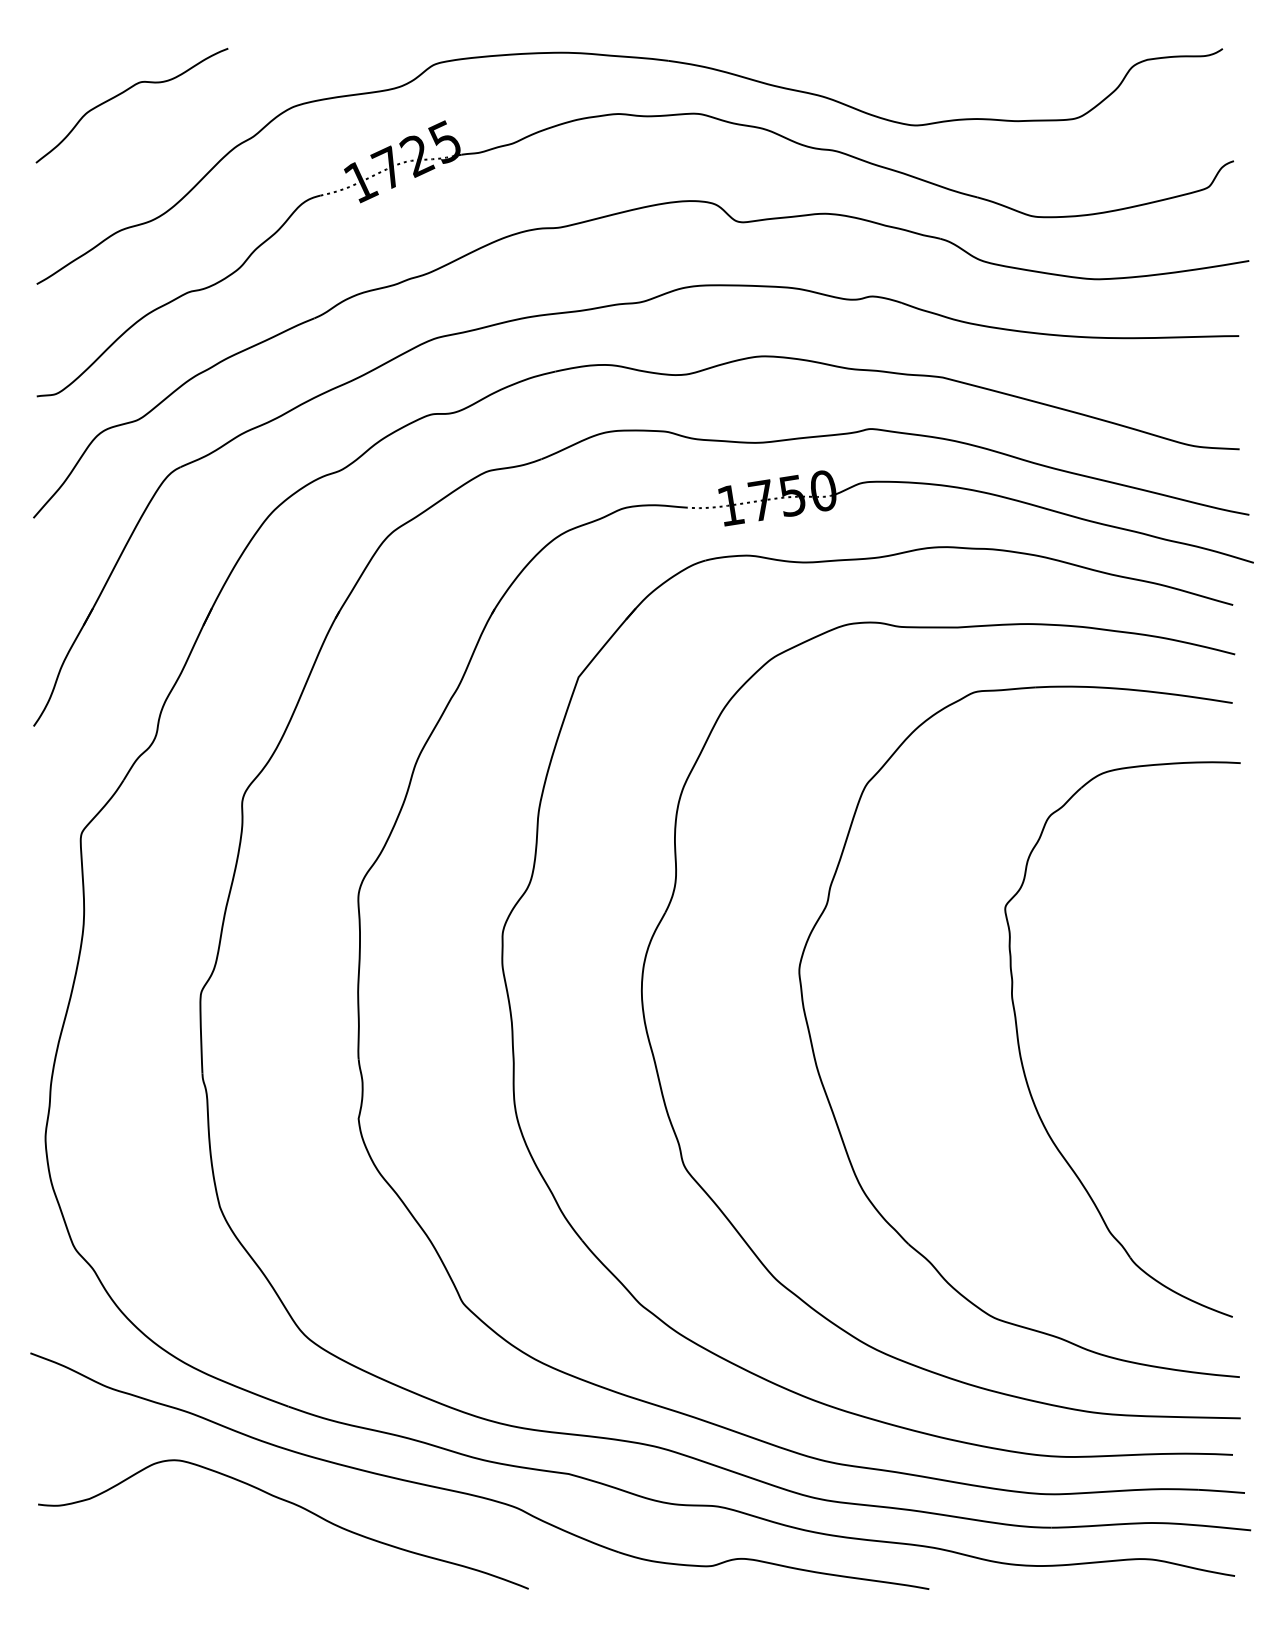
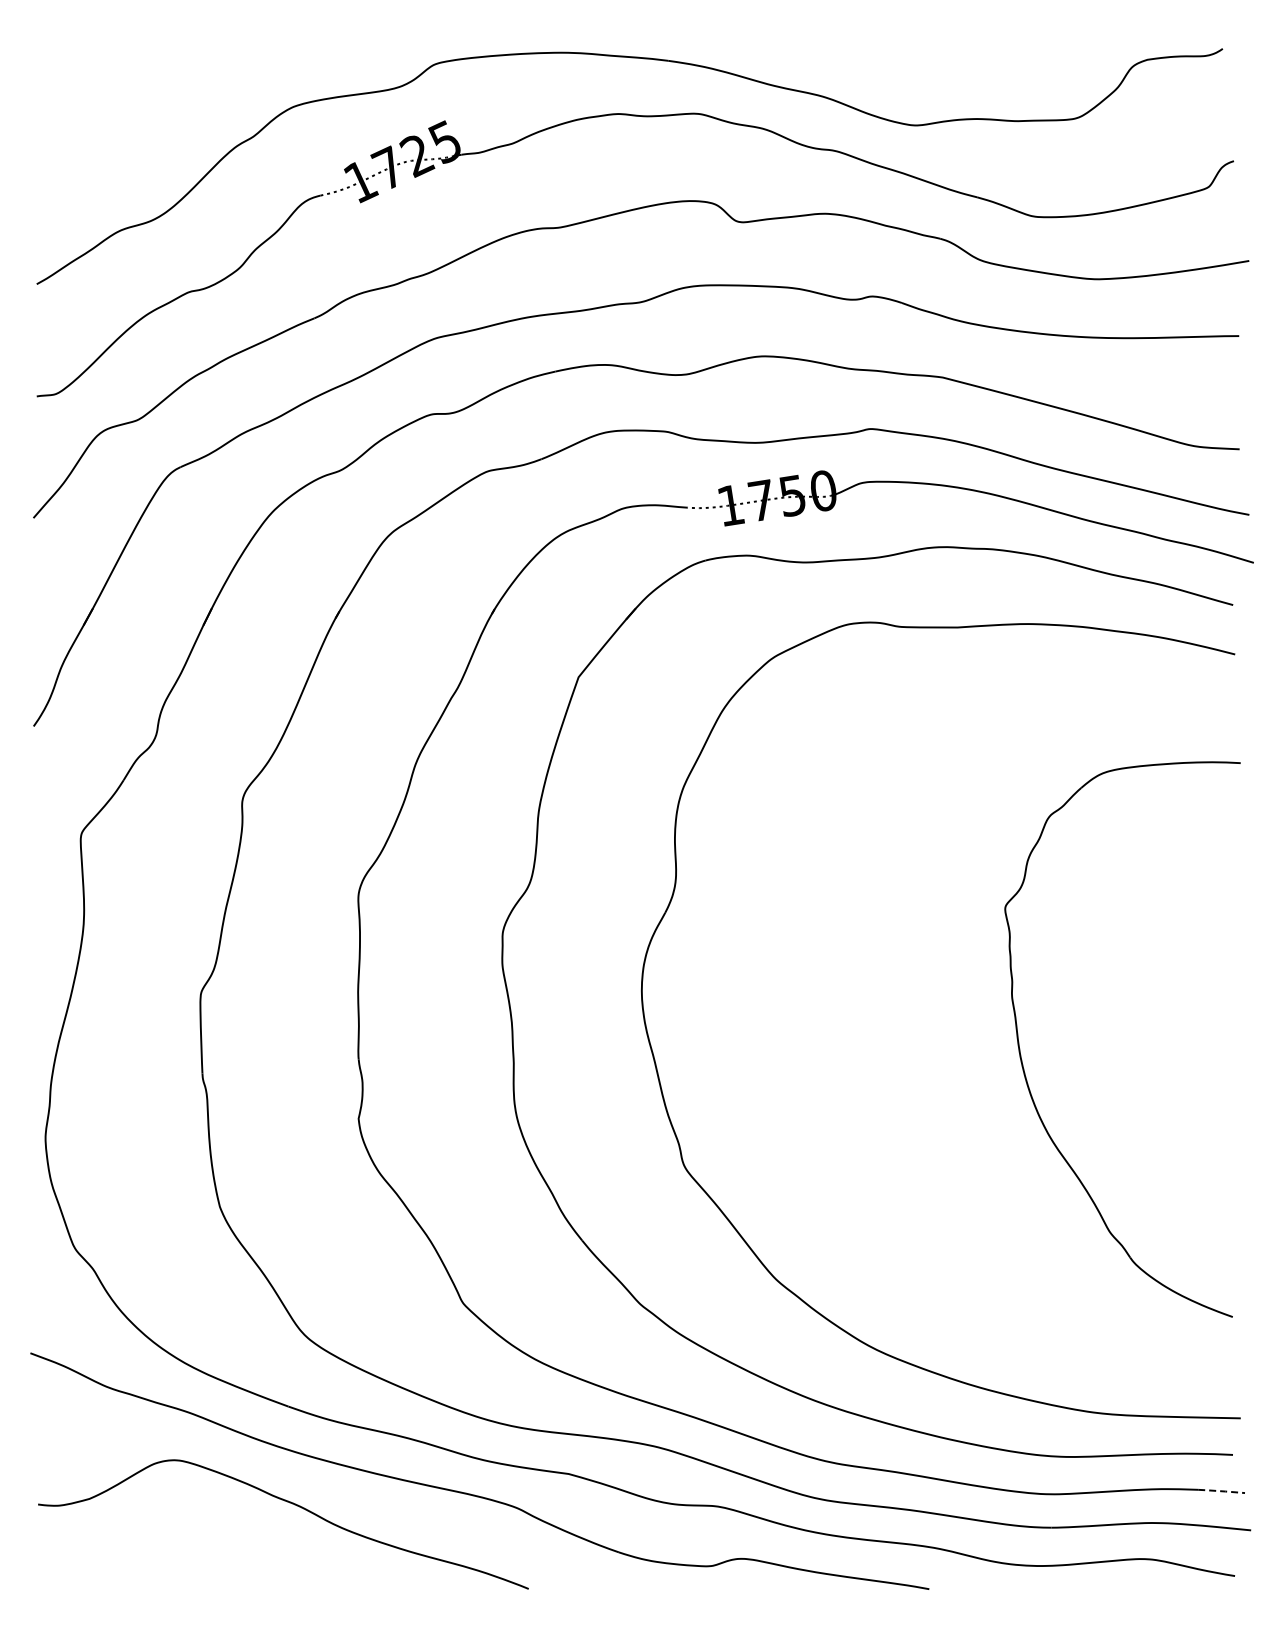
curve: present -> none (123, 93)
part: present -> none (830, 1102)
line: solid -> dashed (1221, 1491)
